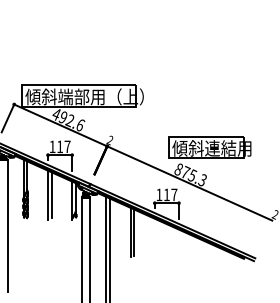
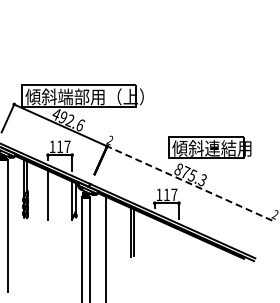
line: solid -> dashed (189, 183)
line: present -> none (51, 195)
line: present -> none (109, 248)
